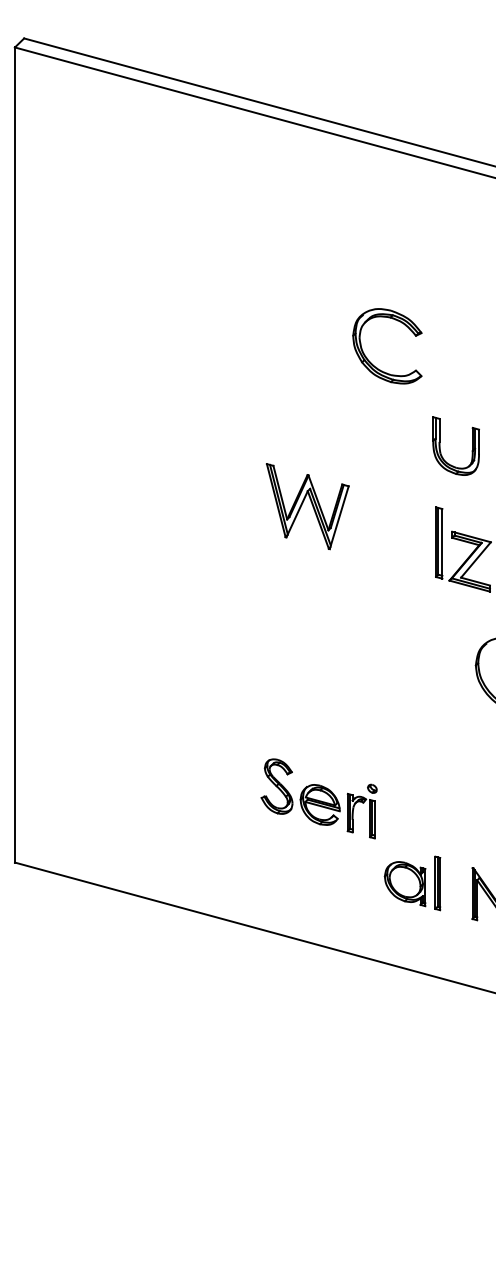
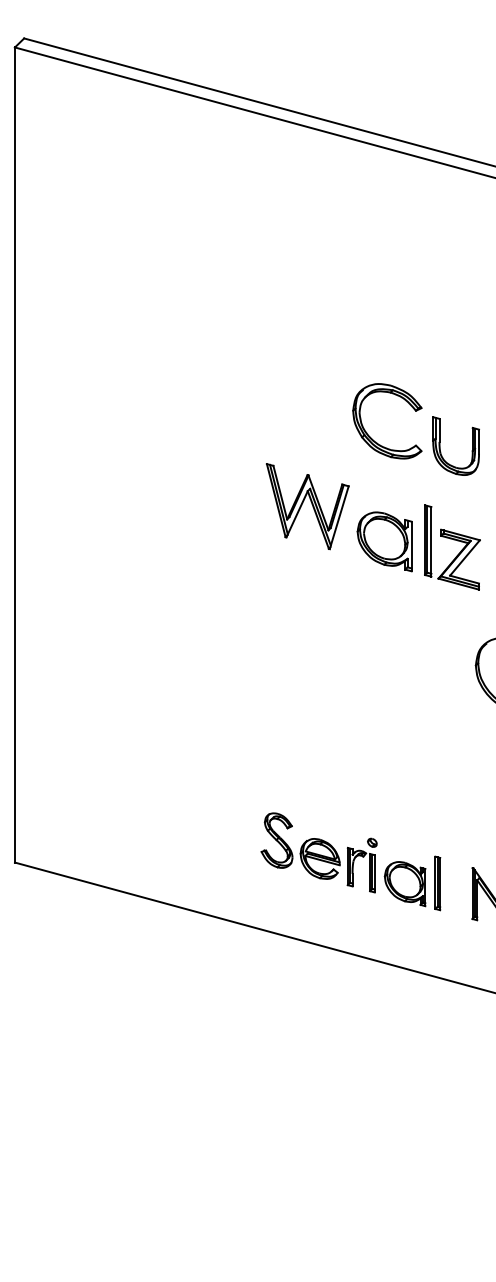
part position: (371, 362) -> (371, 437) (371, 437)
part: none -> present (384, 541)
part position: (464, 542) -> (453, 540) (453, 540)
part position: (318, 798) -> (318, 852) (318, 852)
